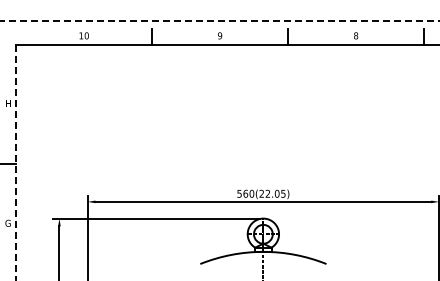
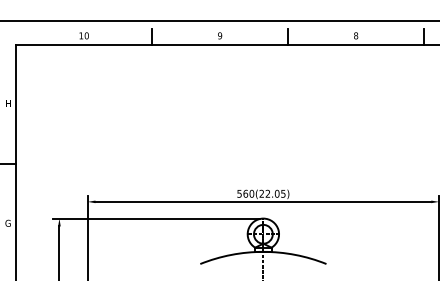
line: dashed -> solid (220, 21)
line: dashed -> solid (16, 162)
